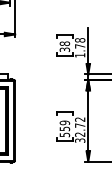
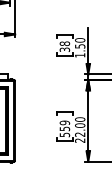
text: 1.78 -> 1.50 (80, 43)
text: 32.72 -> 22.00 (80, 129)
